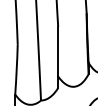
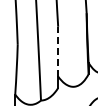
line: solid -> dashed (58, 51)
